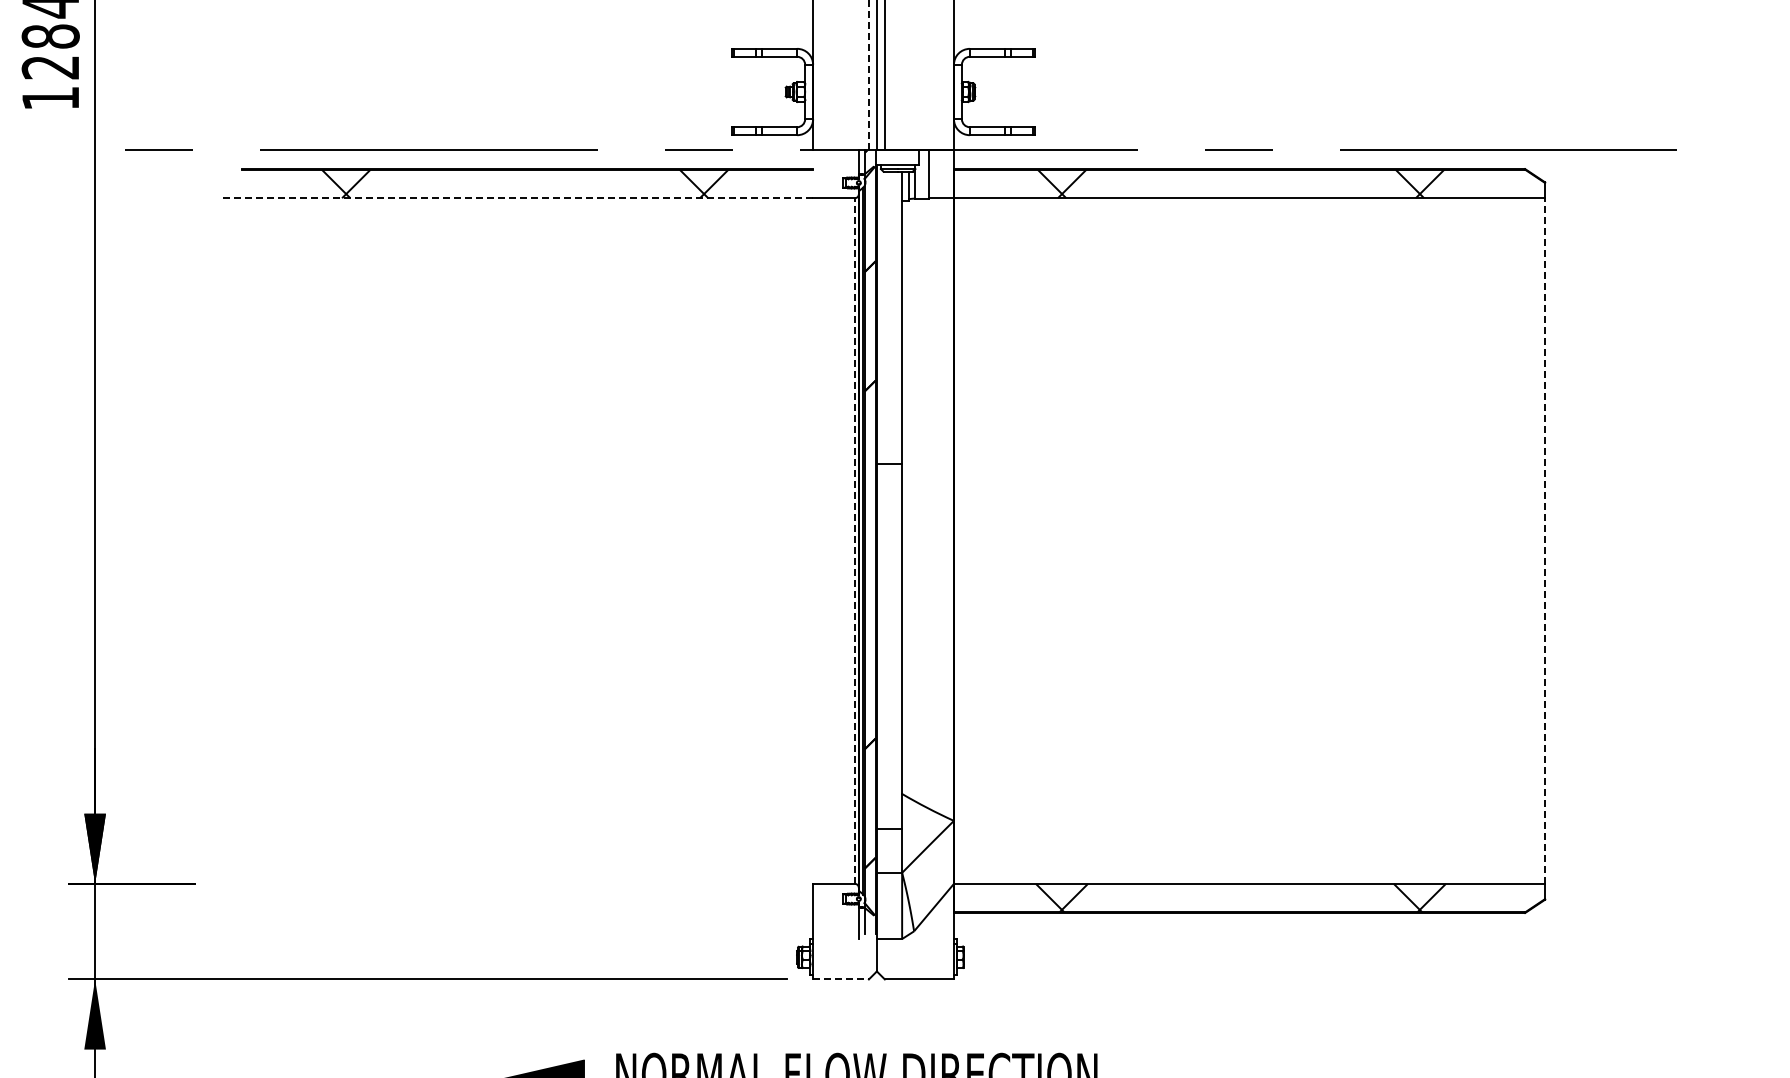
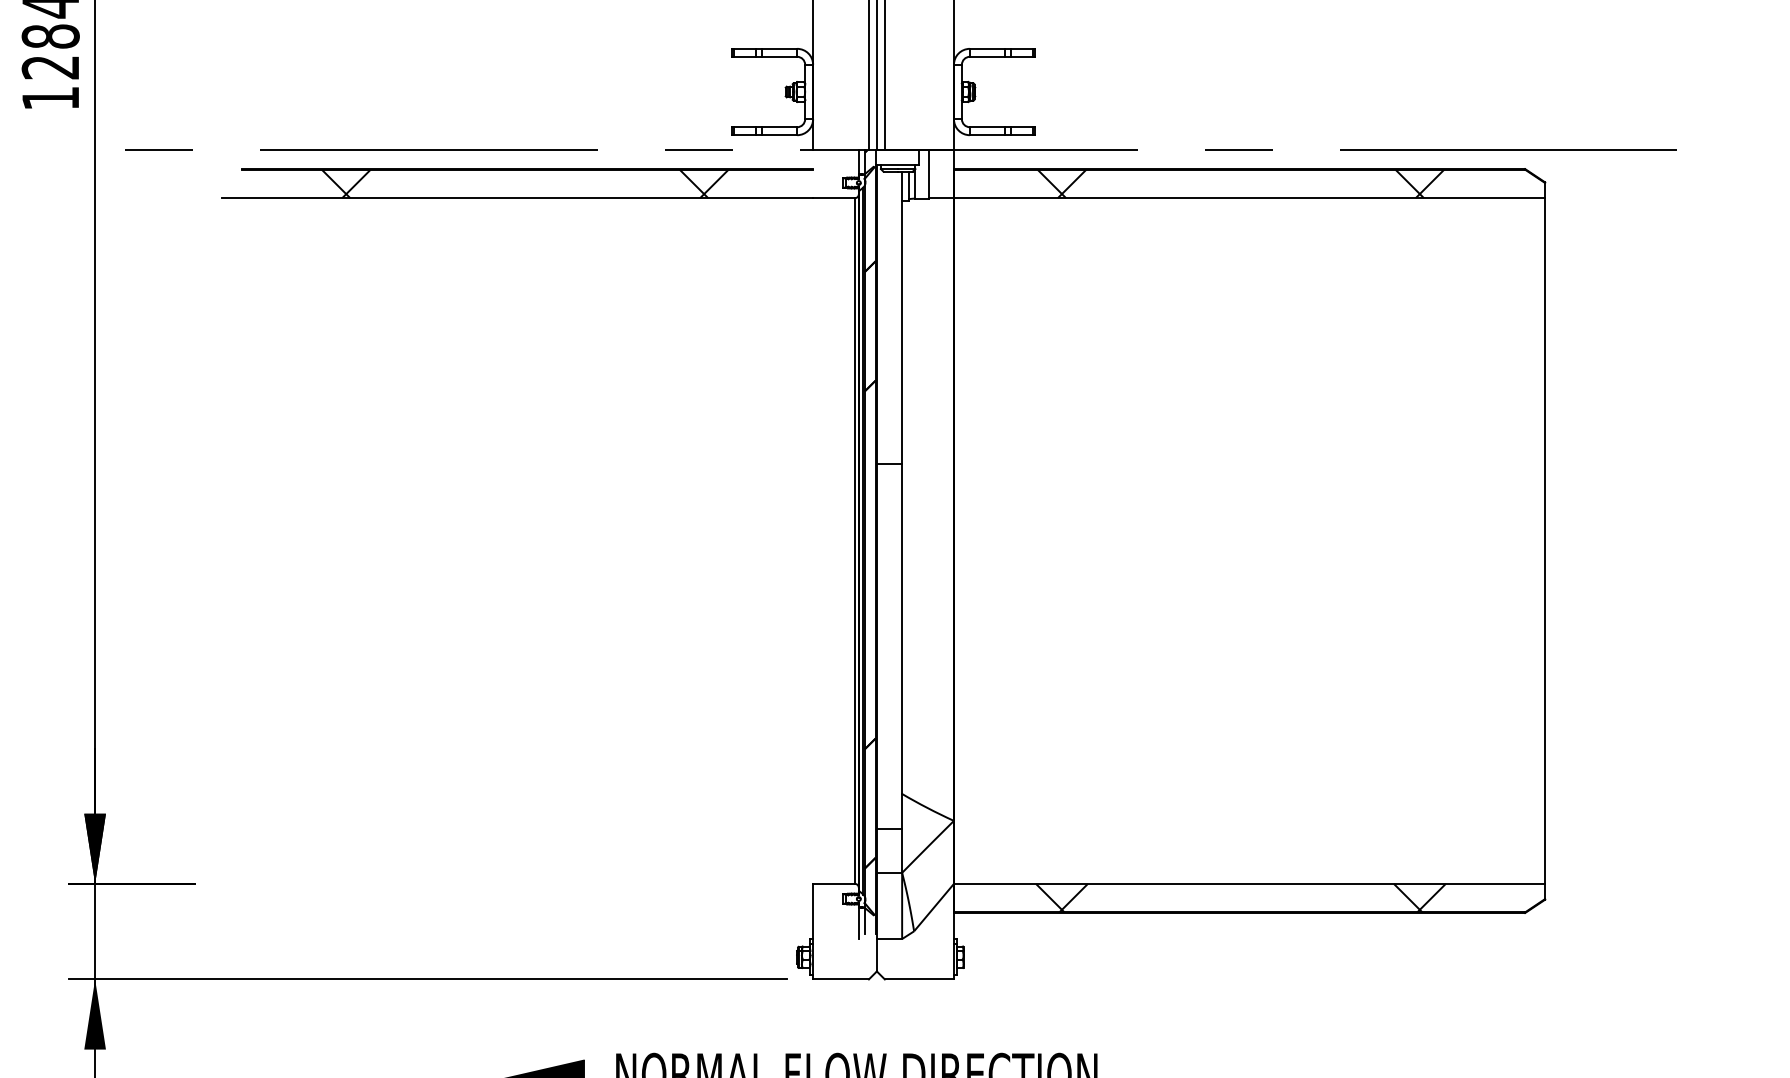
line: dashed -> solid (868, 75)
line: dashed -> solid (517, 198)
line: dashed -> solid (854, 541)
line: dashed -> solid (1545, 541)
line: dashed -> solid (841, 979)
